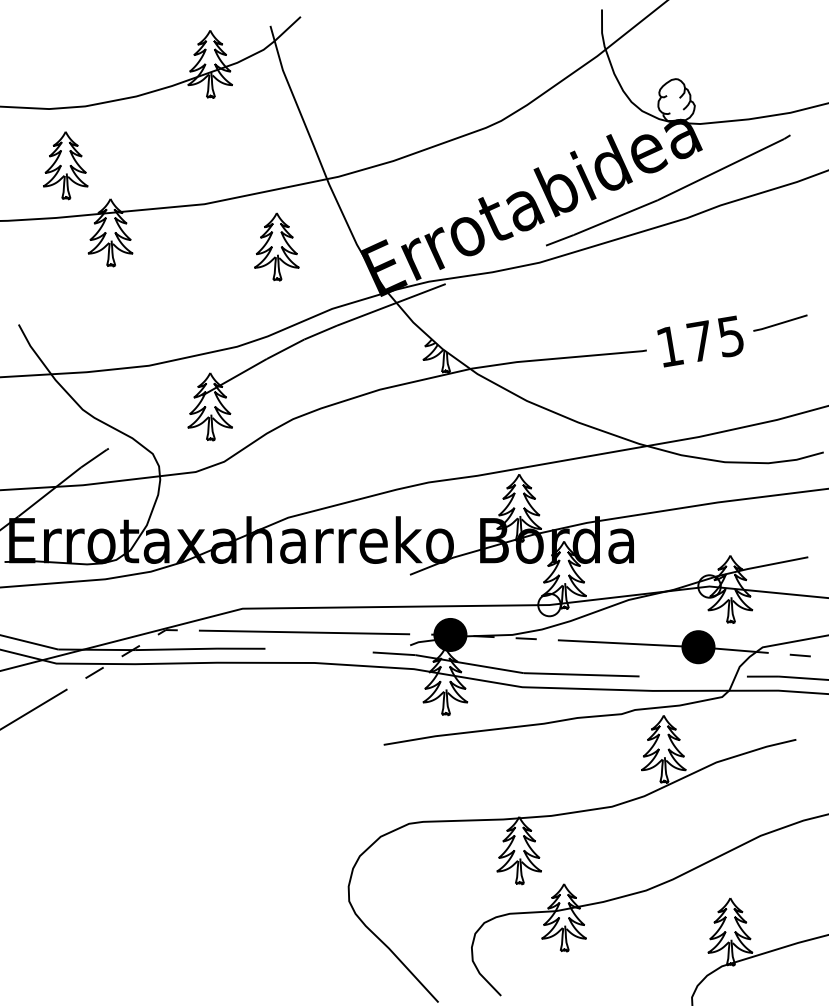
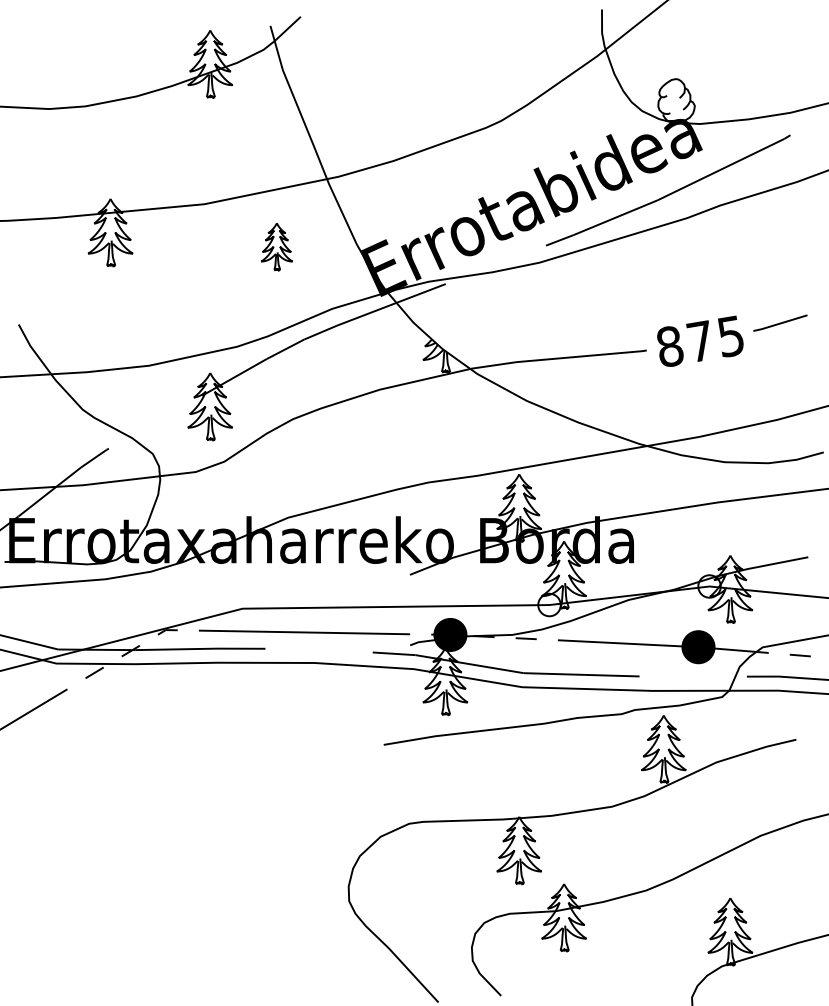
part: present -> none (65, 165)
part size: 46x70 px -> 32x49 px (276, 247)
text: 175 -> 875 (670, 346)
